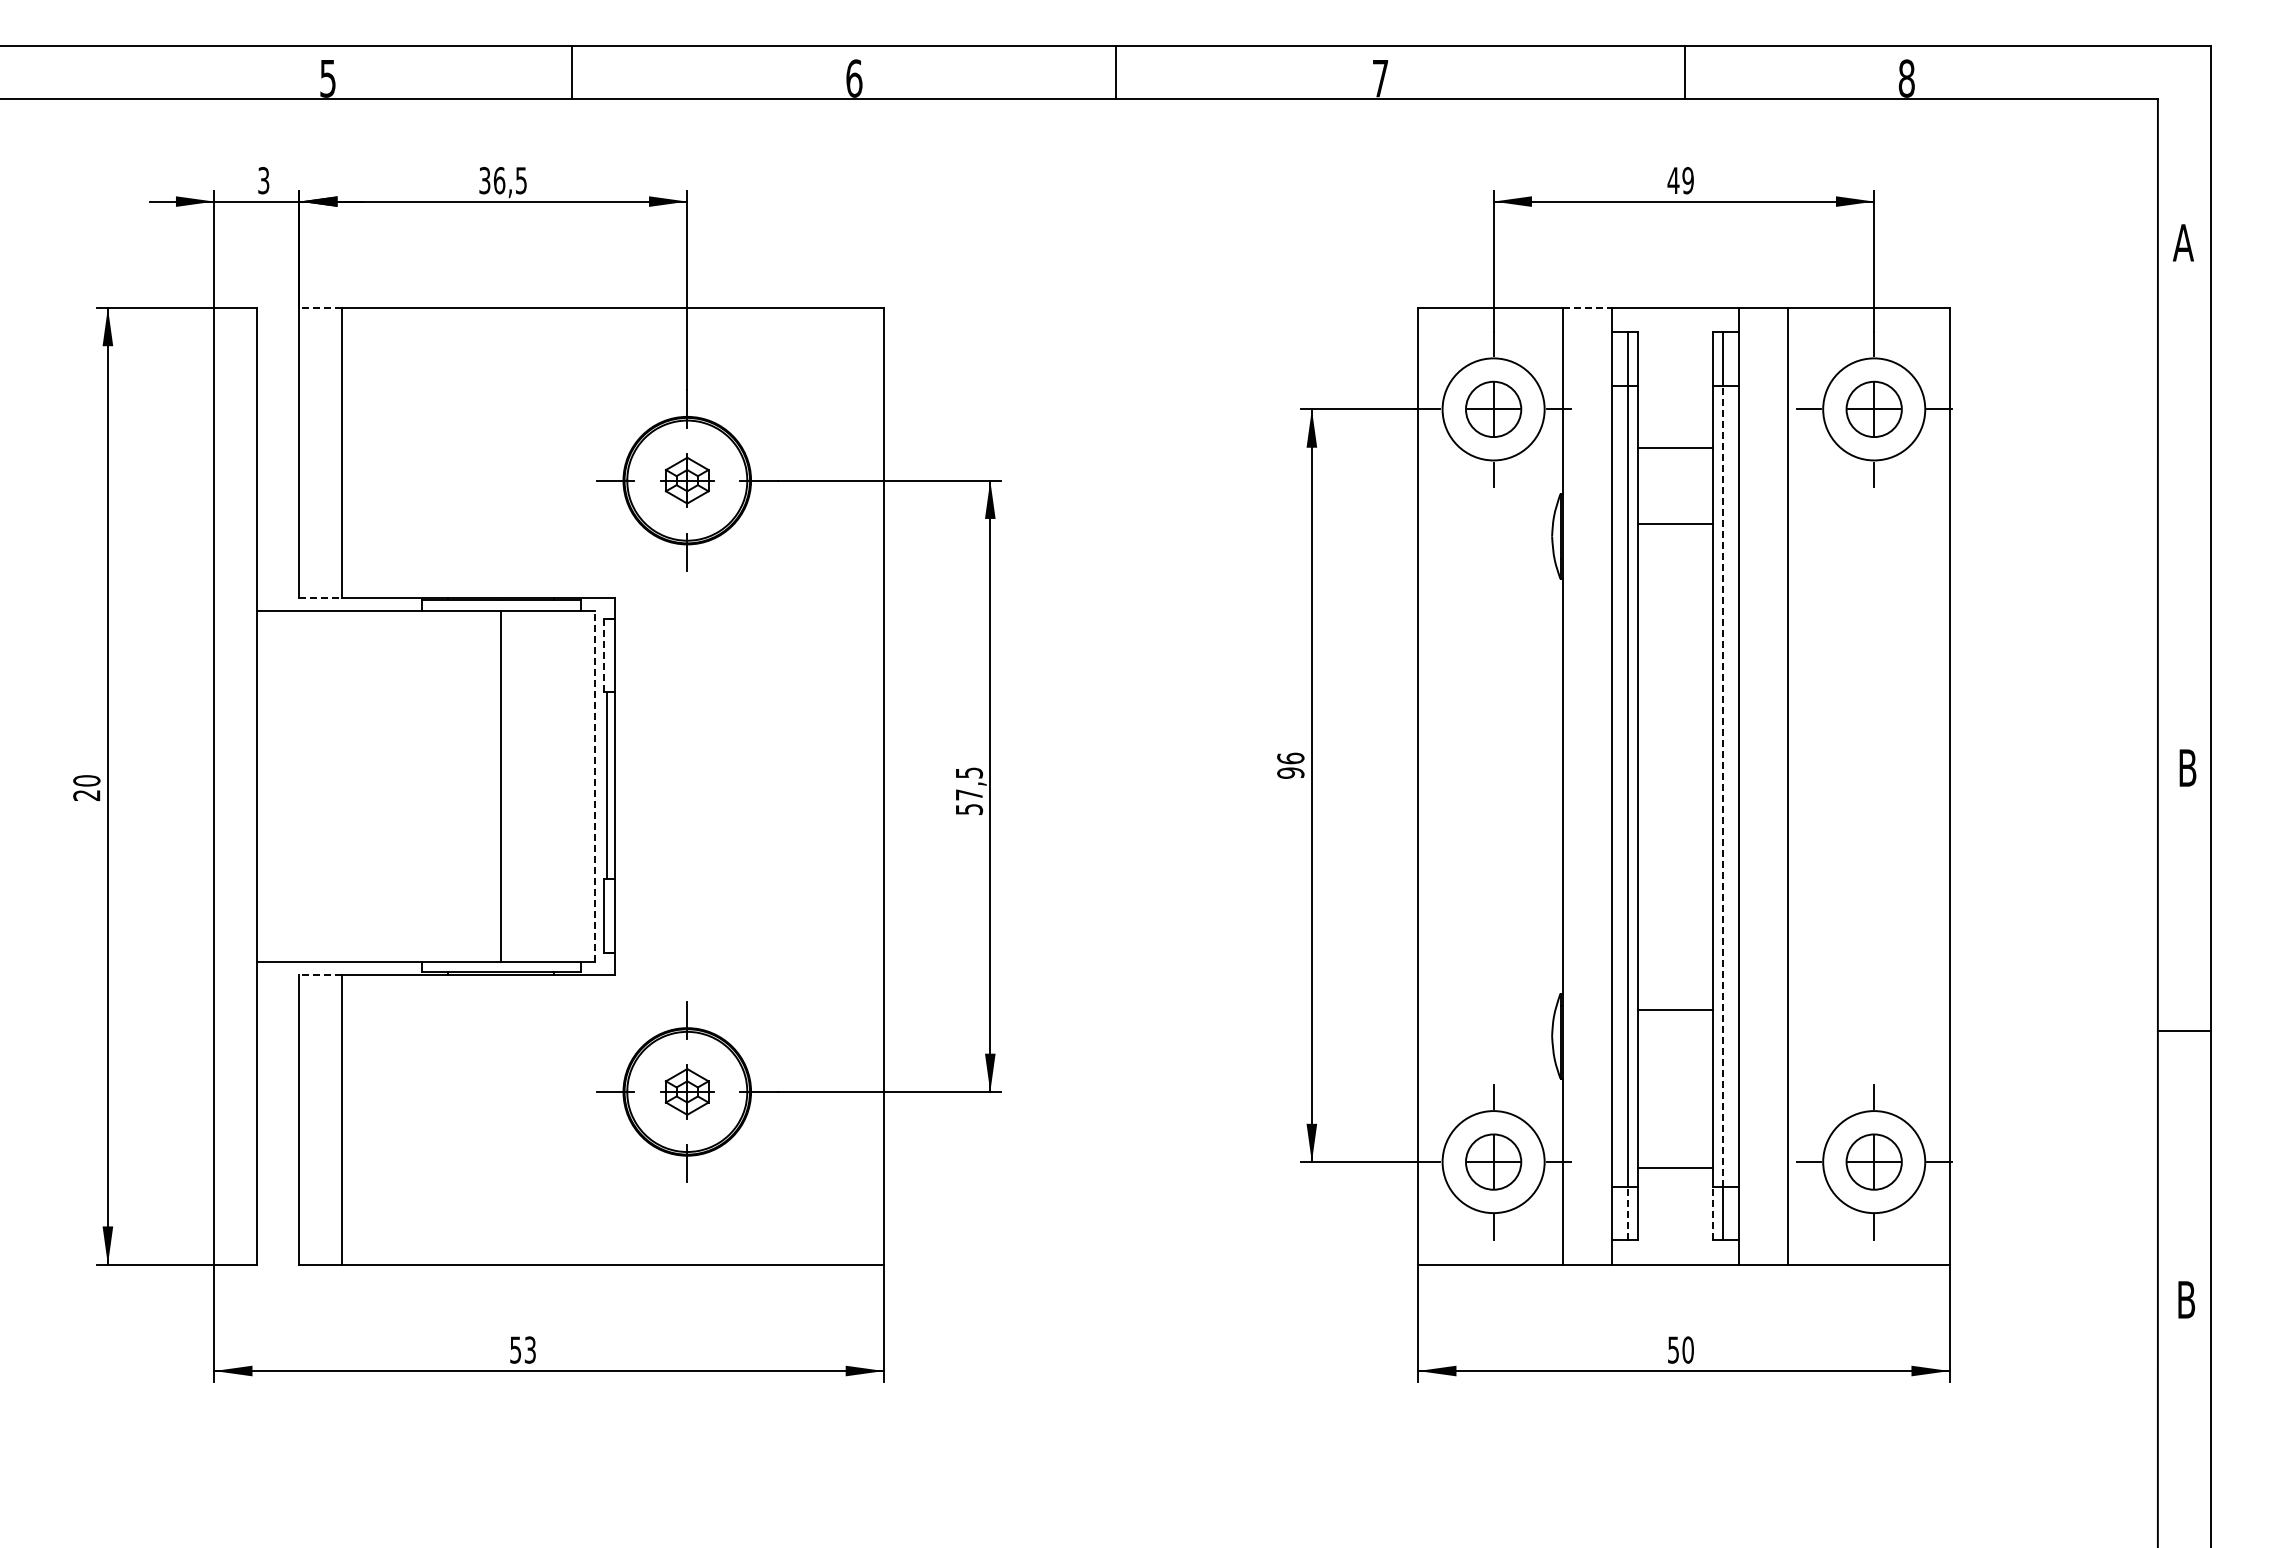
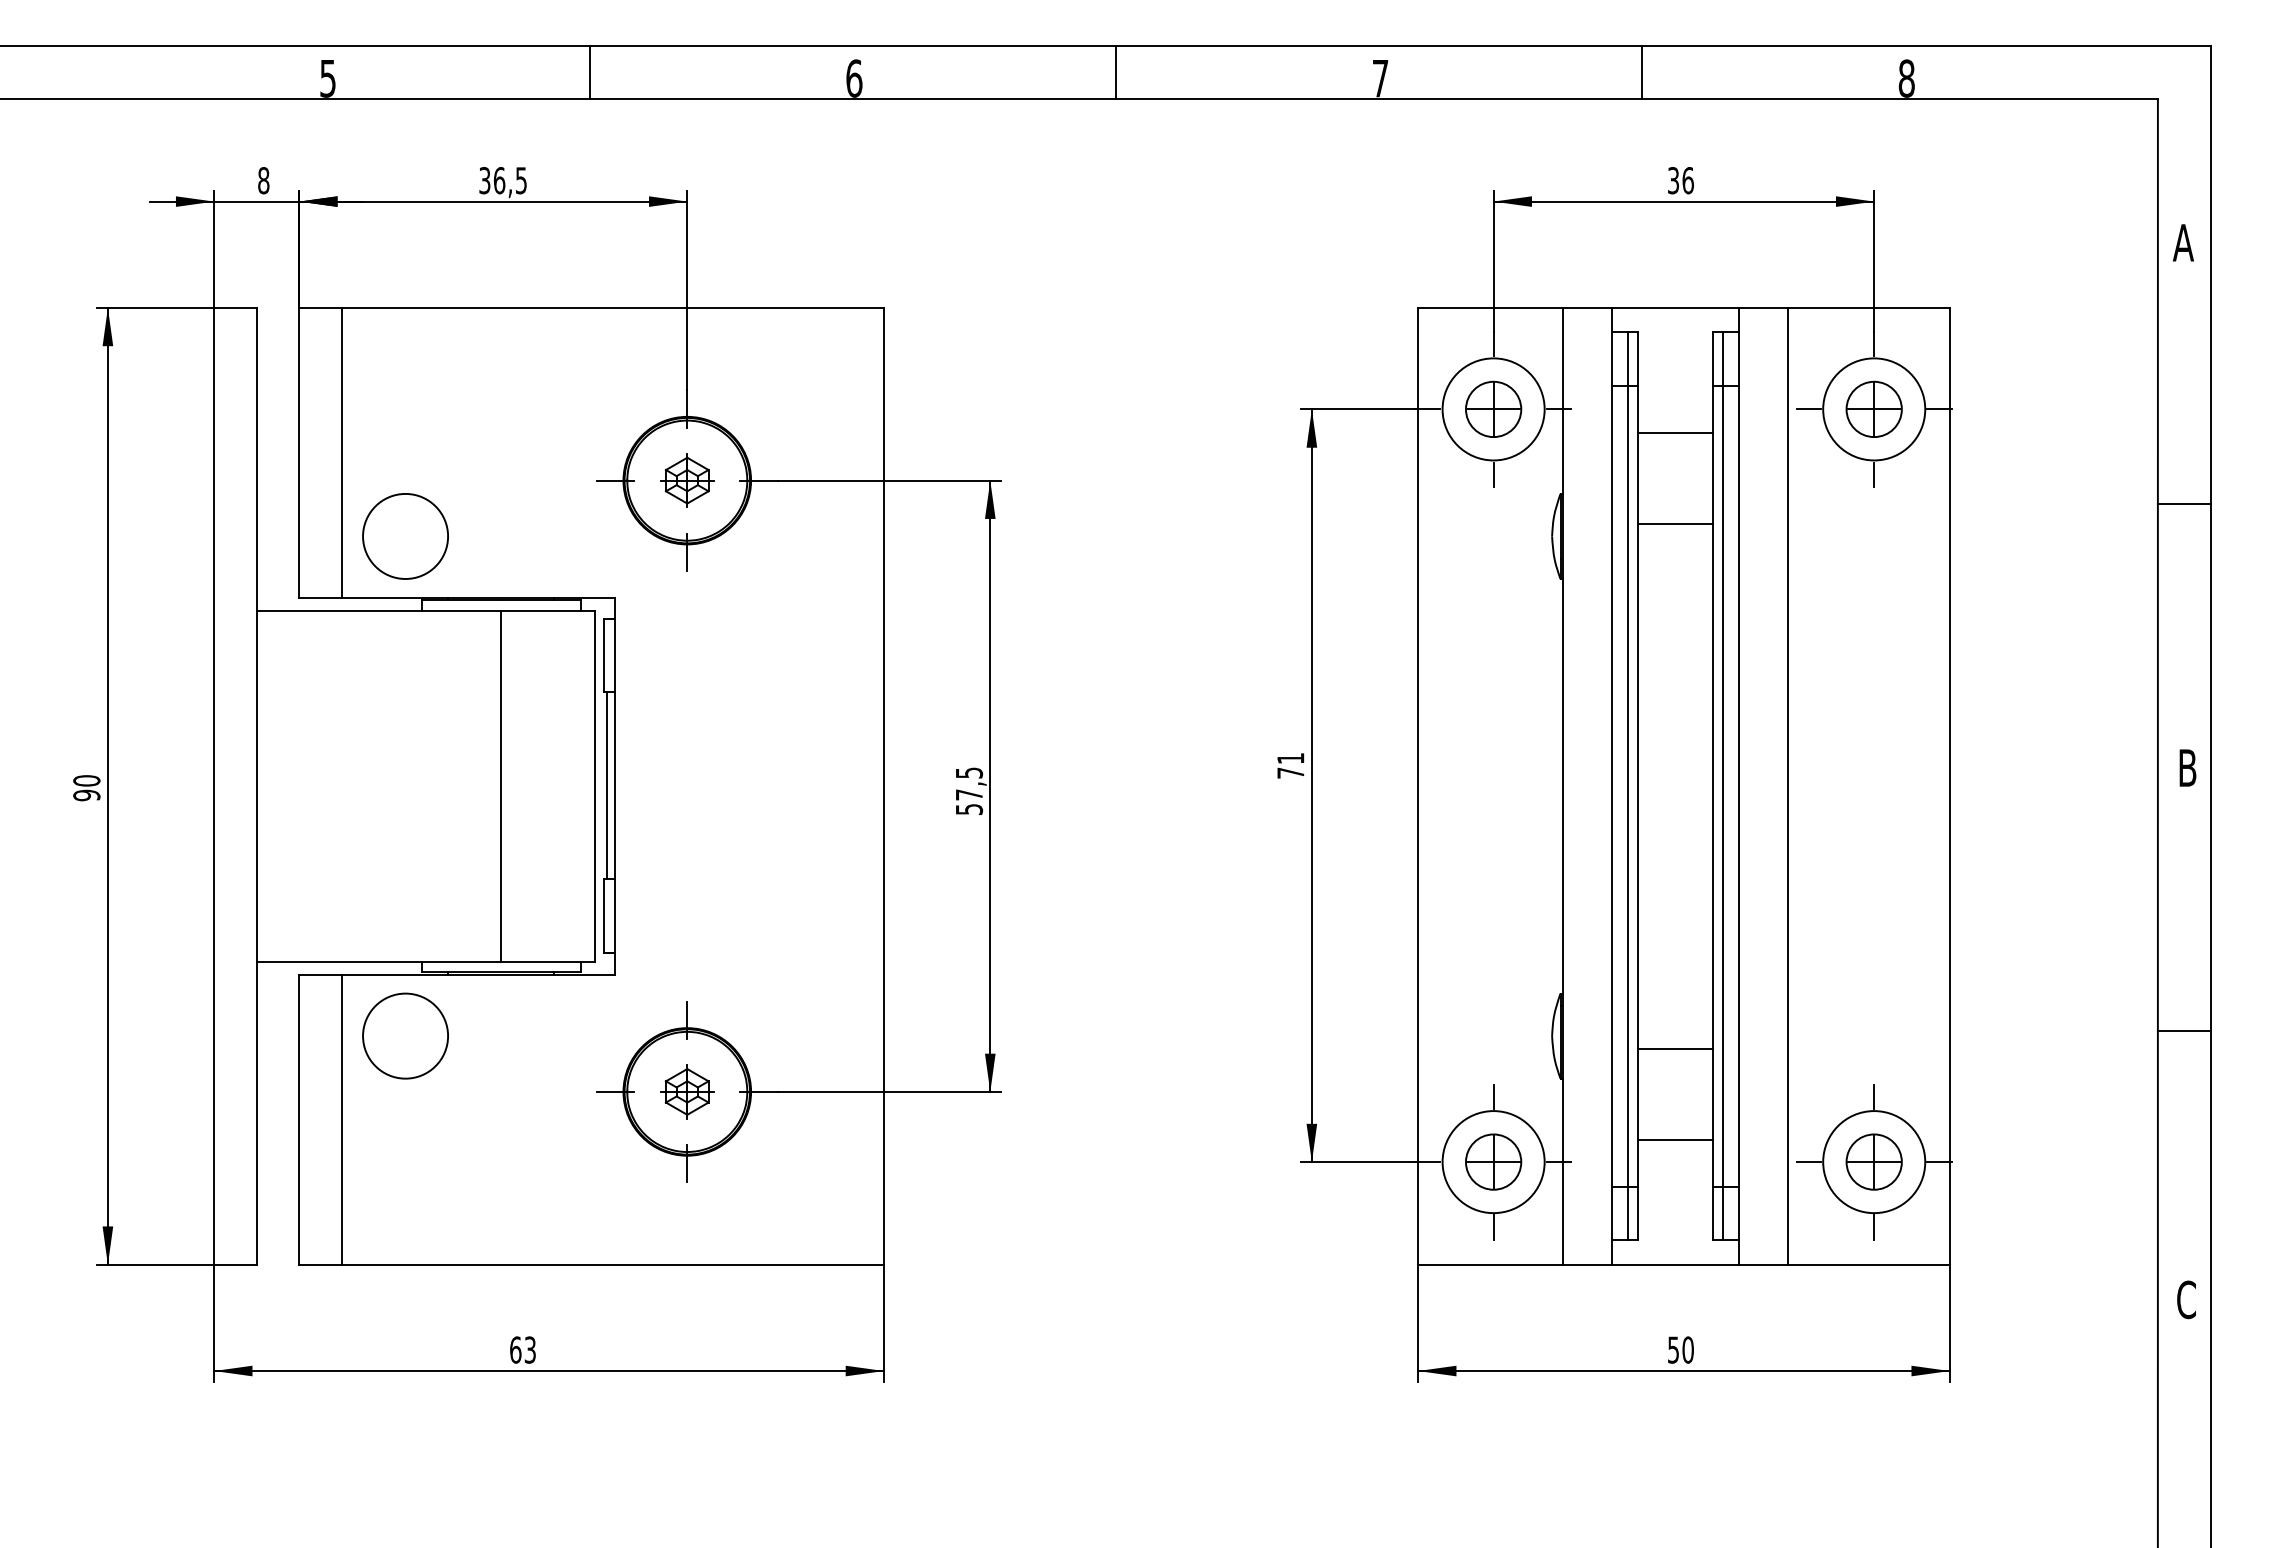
line position: (571, 72) -> (589, 72) (589, 72)
line position: (1685, 72) -> (1642, 72) (1642, 72)
text: 3 -> 8 (263, 180)
text: 49 -> 36 (1680, 180)
line: dashed -> solid (320, 307)
line: dashed -> solid (1587, 307)
line position: (1675, 447) -> (1675, 432) (1675, 432)
line: none -> present (2183, 504)
circle: none -> present (405, 536)
line: dashed -> solid (321, 597)
line: dashed -> solid (604, 655)
text: 96 -> 71 (1290, 765)
line: dashed -> solid (594, 785)
line: dashed -> solid (1723, 786)
text: 20 -> 90 (86, 795)
line: dashed -> solid (320, 975)
line position: (1675, 1010) -> (1675, 1049) (1675, 1049)
circle: none -> present (405, 1035)
line position: (1675, 1167) -> (1675, 1139) (1675, 1139)
line: dashed -> solid (1627, 1213)
line: dashed -> solid (1712, 1213)
text: B -> C (2186, 1299)
text: 53 -> 63 (515, 1349)
